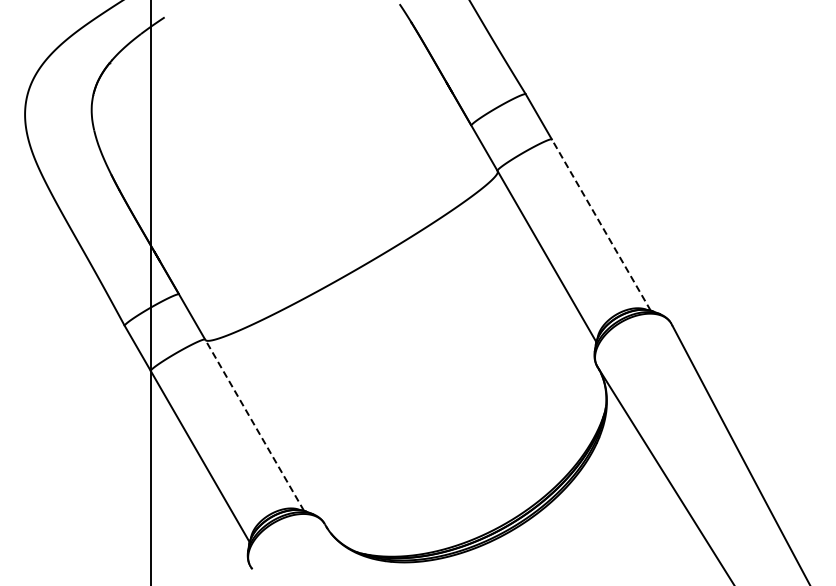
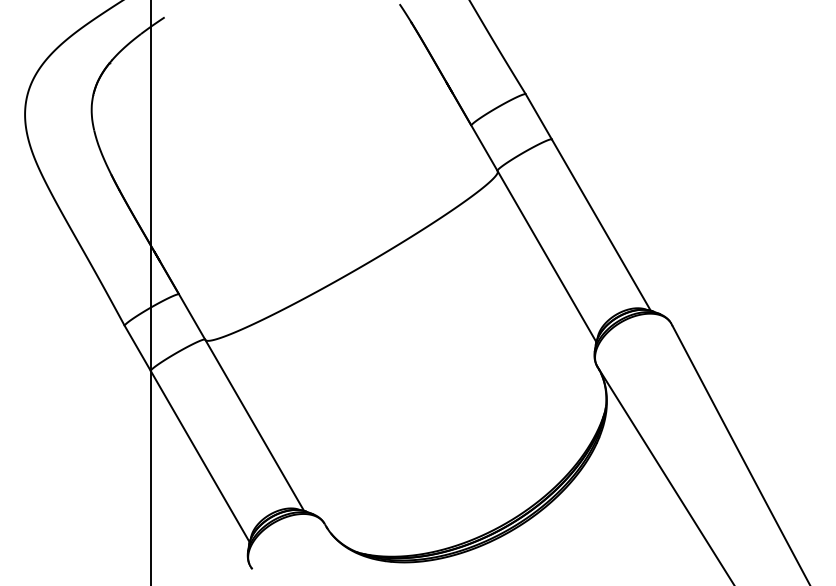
line: dashed -> solid (601, 225)
line: dashed -> solid (254, 425)
